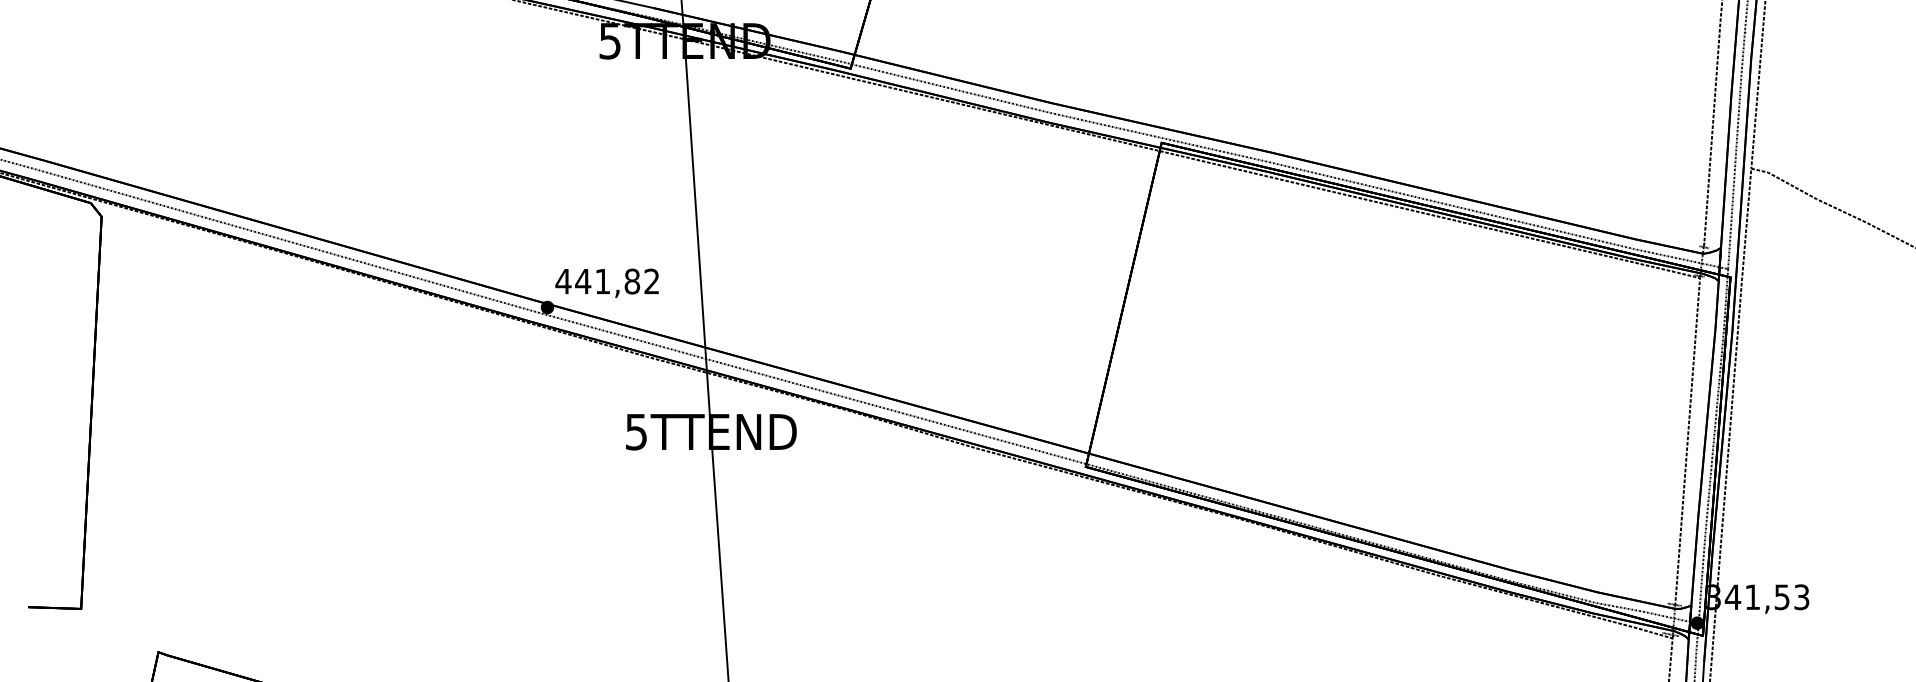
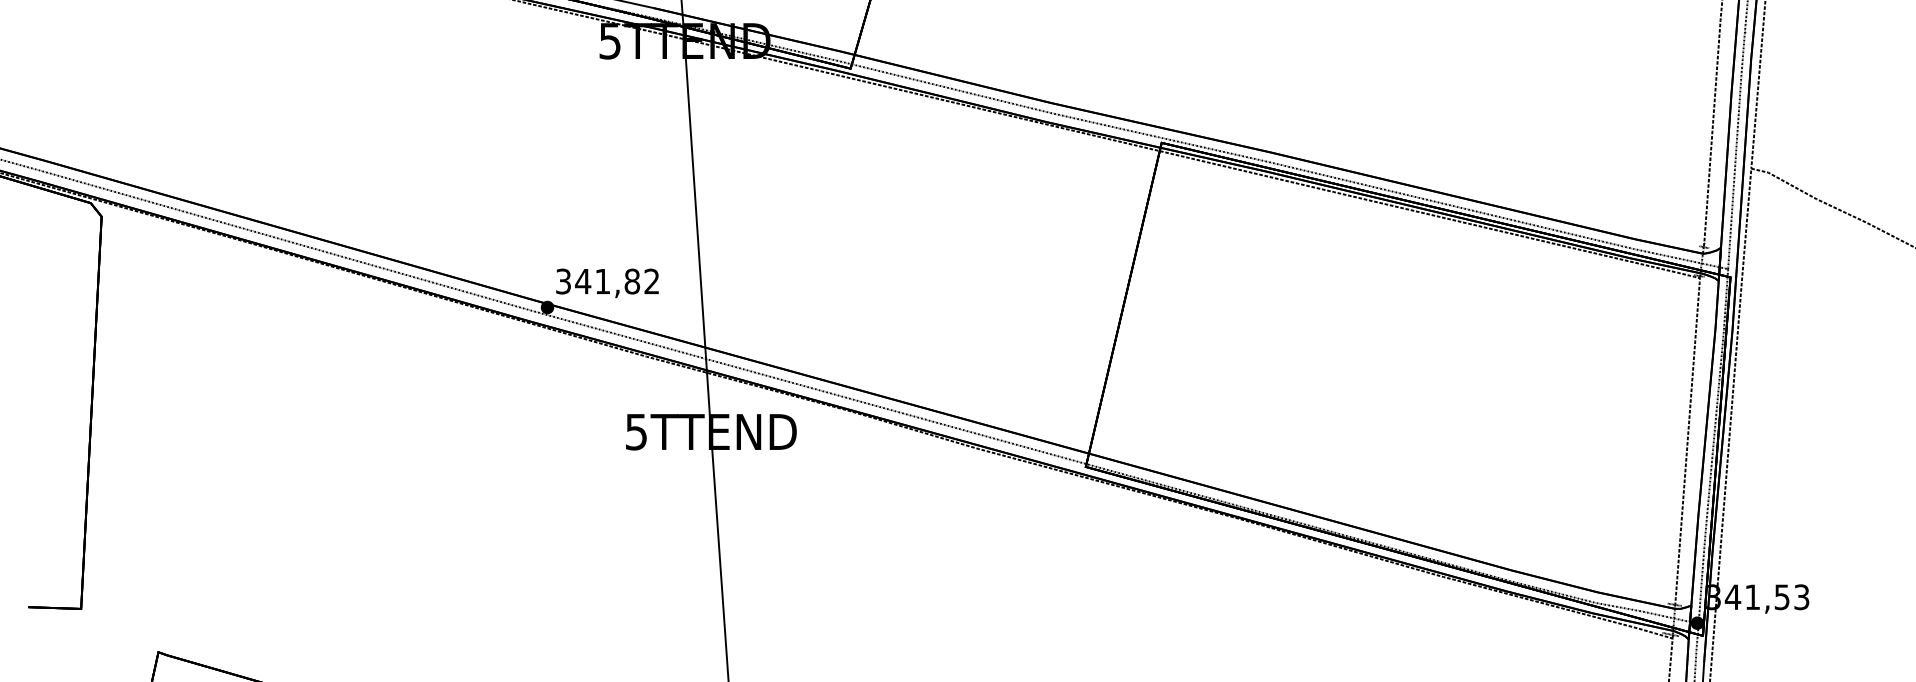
text: 441,82 -> 341,82 (563, 281)
